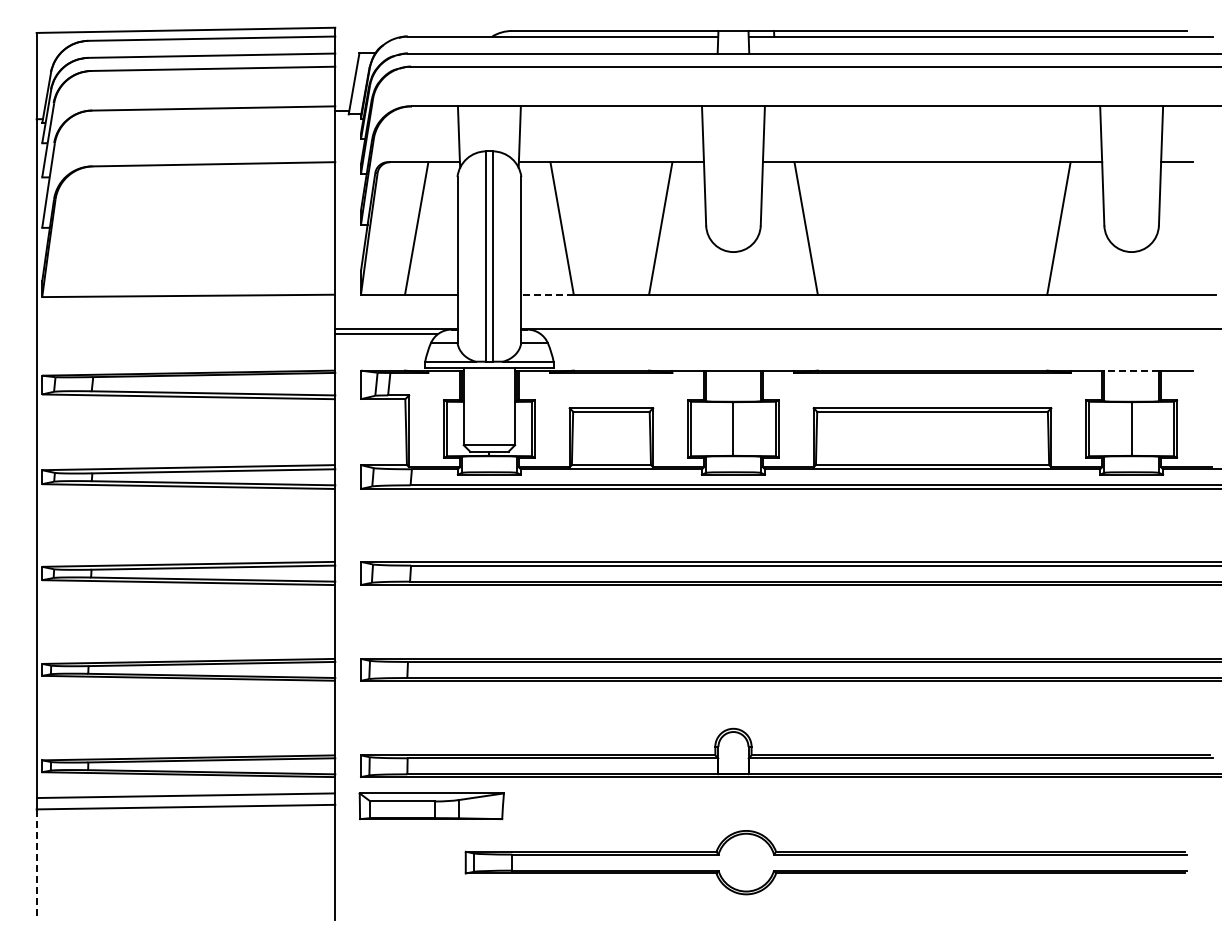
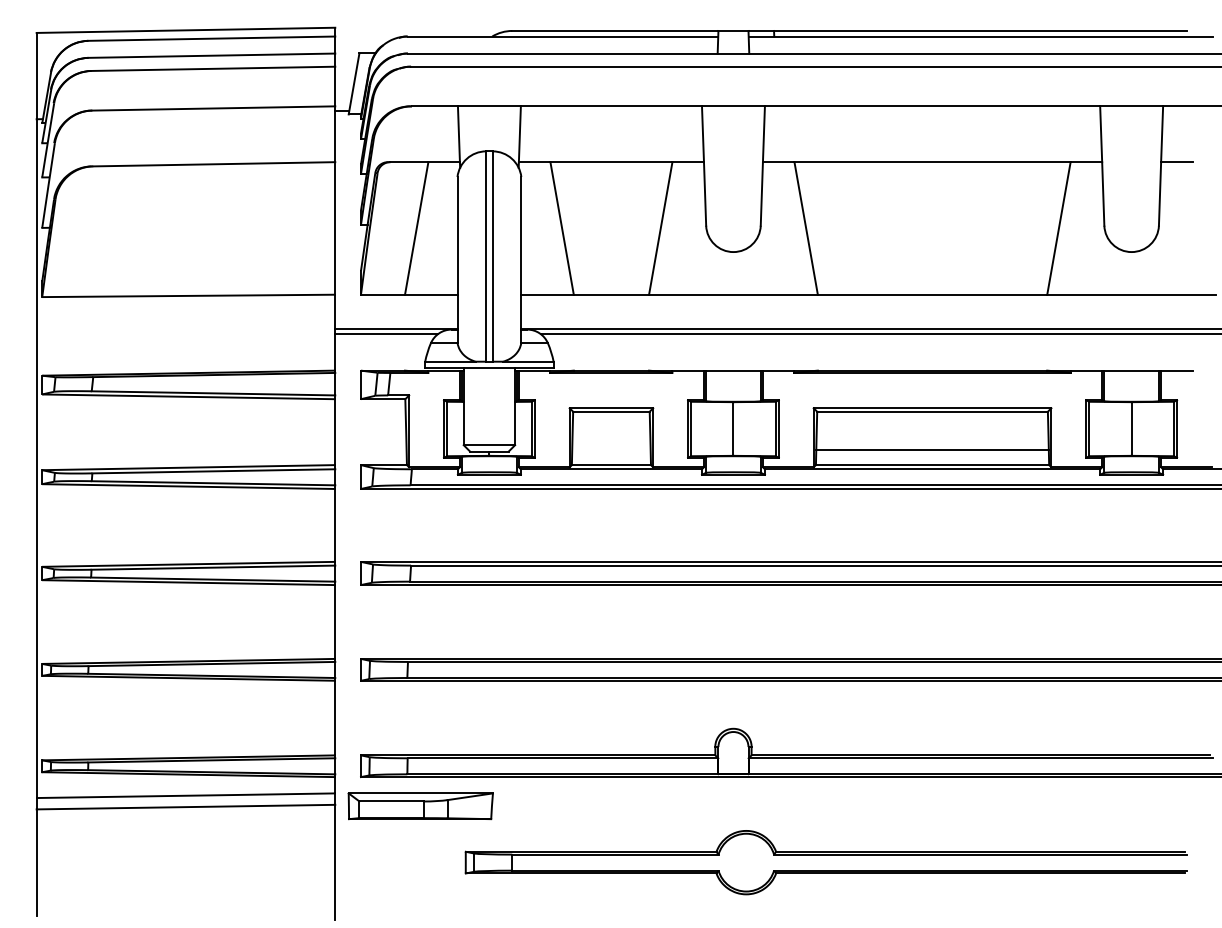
line: dashed -> solid (547, 294)
line: none -> present (879, 334)
line: dashed -> solid (1131, 370)
line: none -> present (932, 449)
part position: (431, 806) -> (420, 806) (420, 806)
line: dashed -> solid (36, 862)
